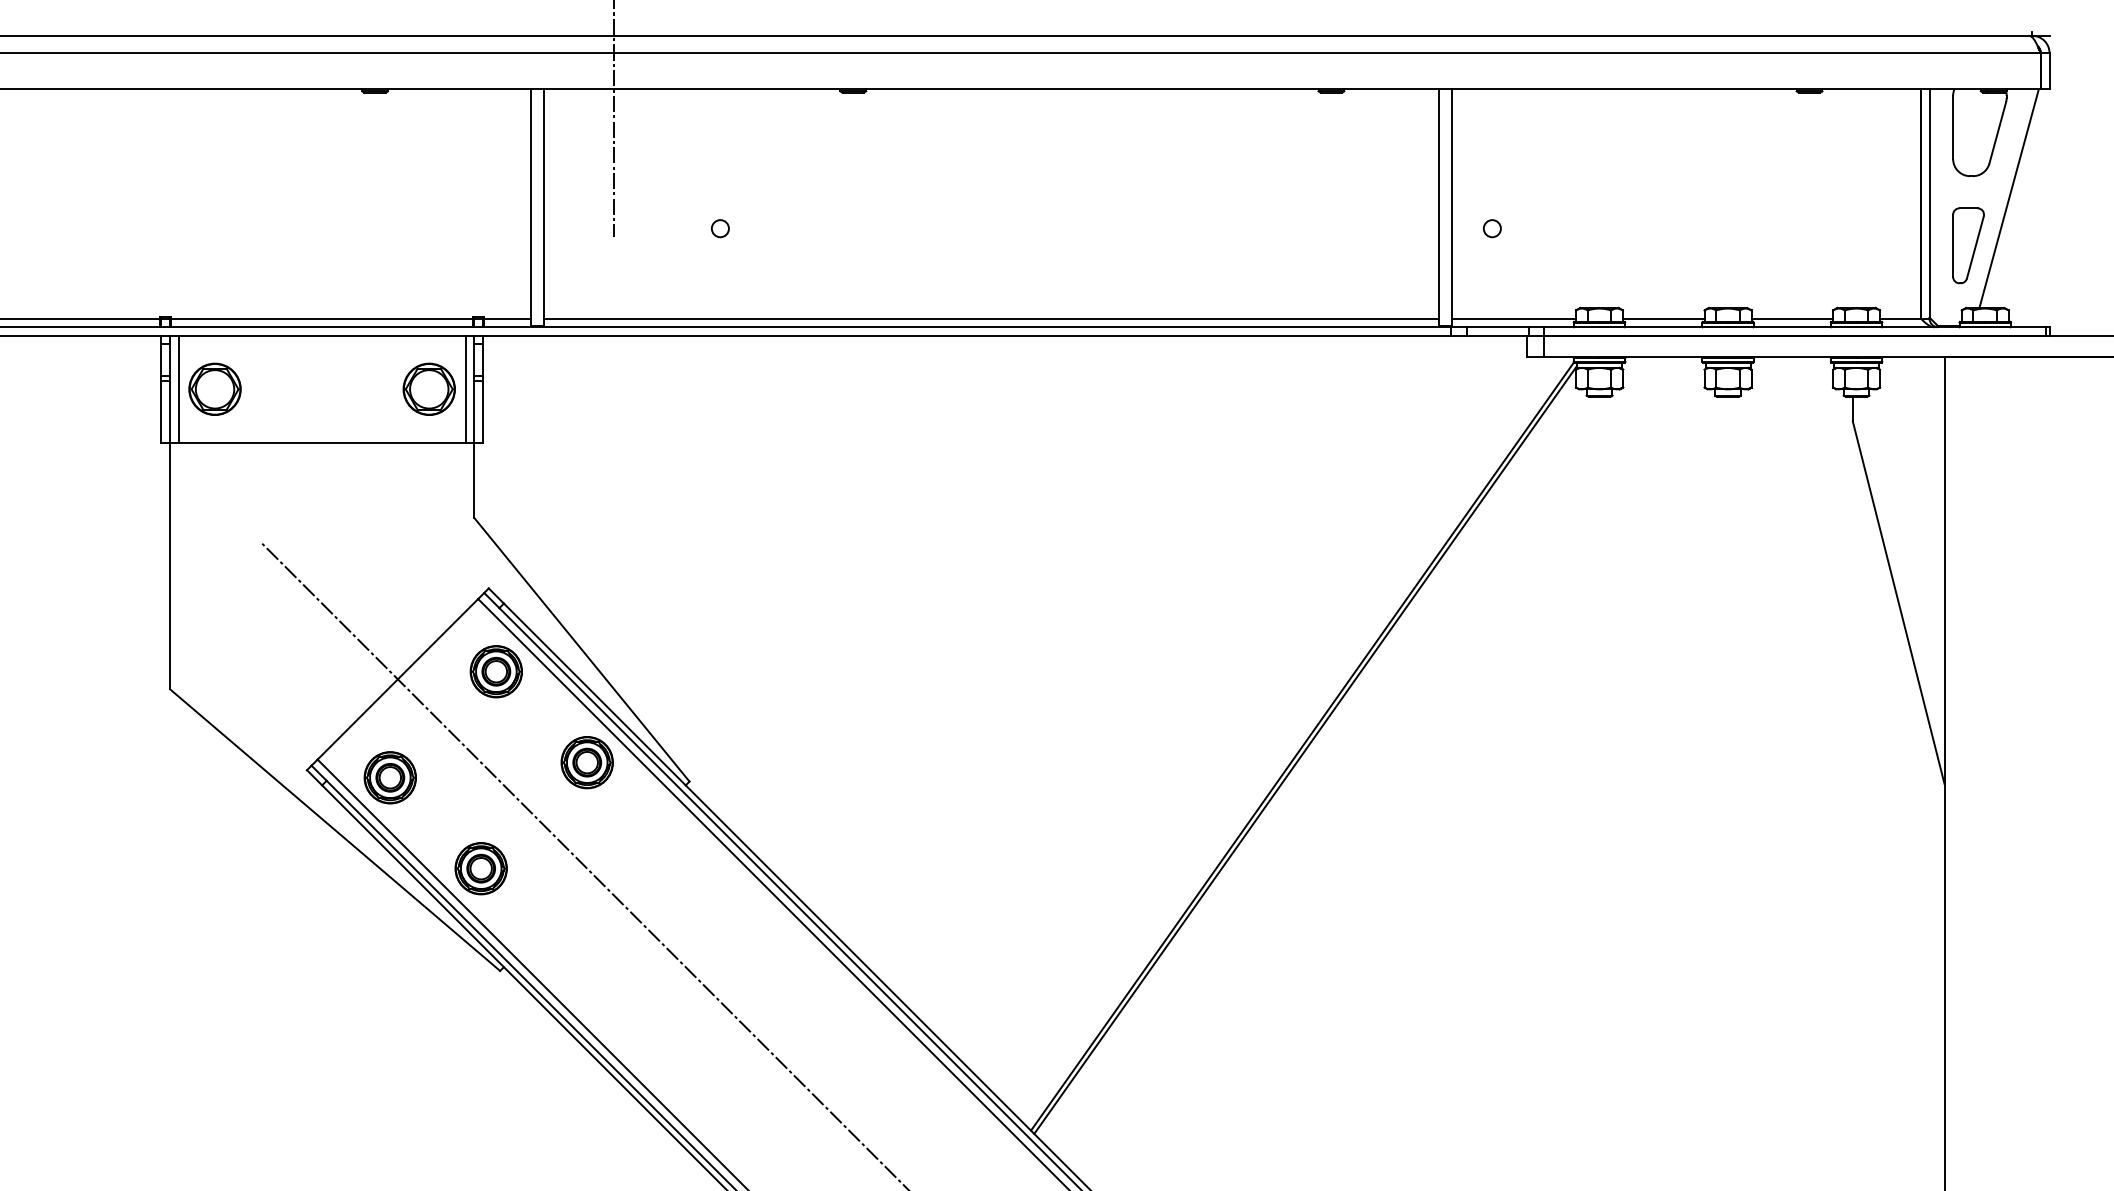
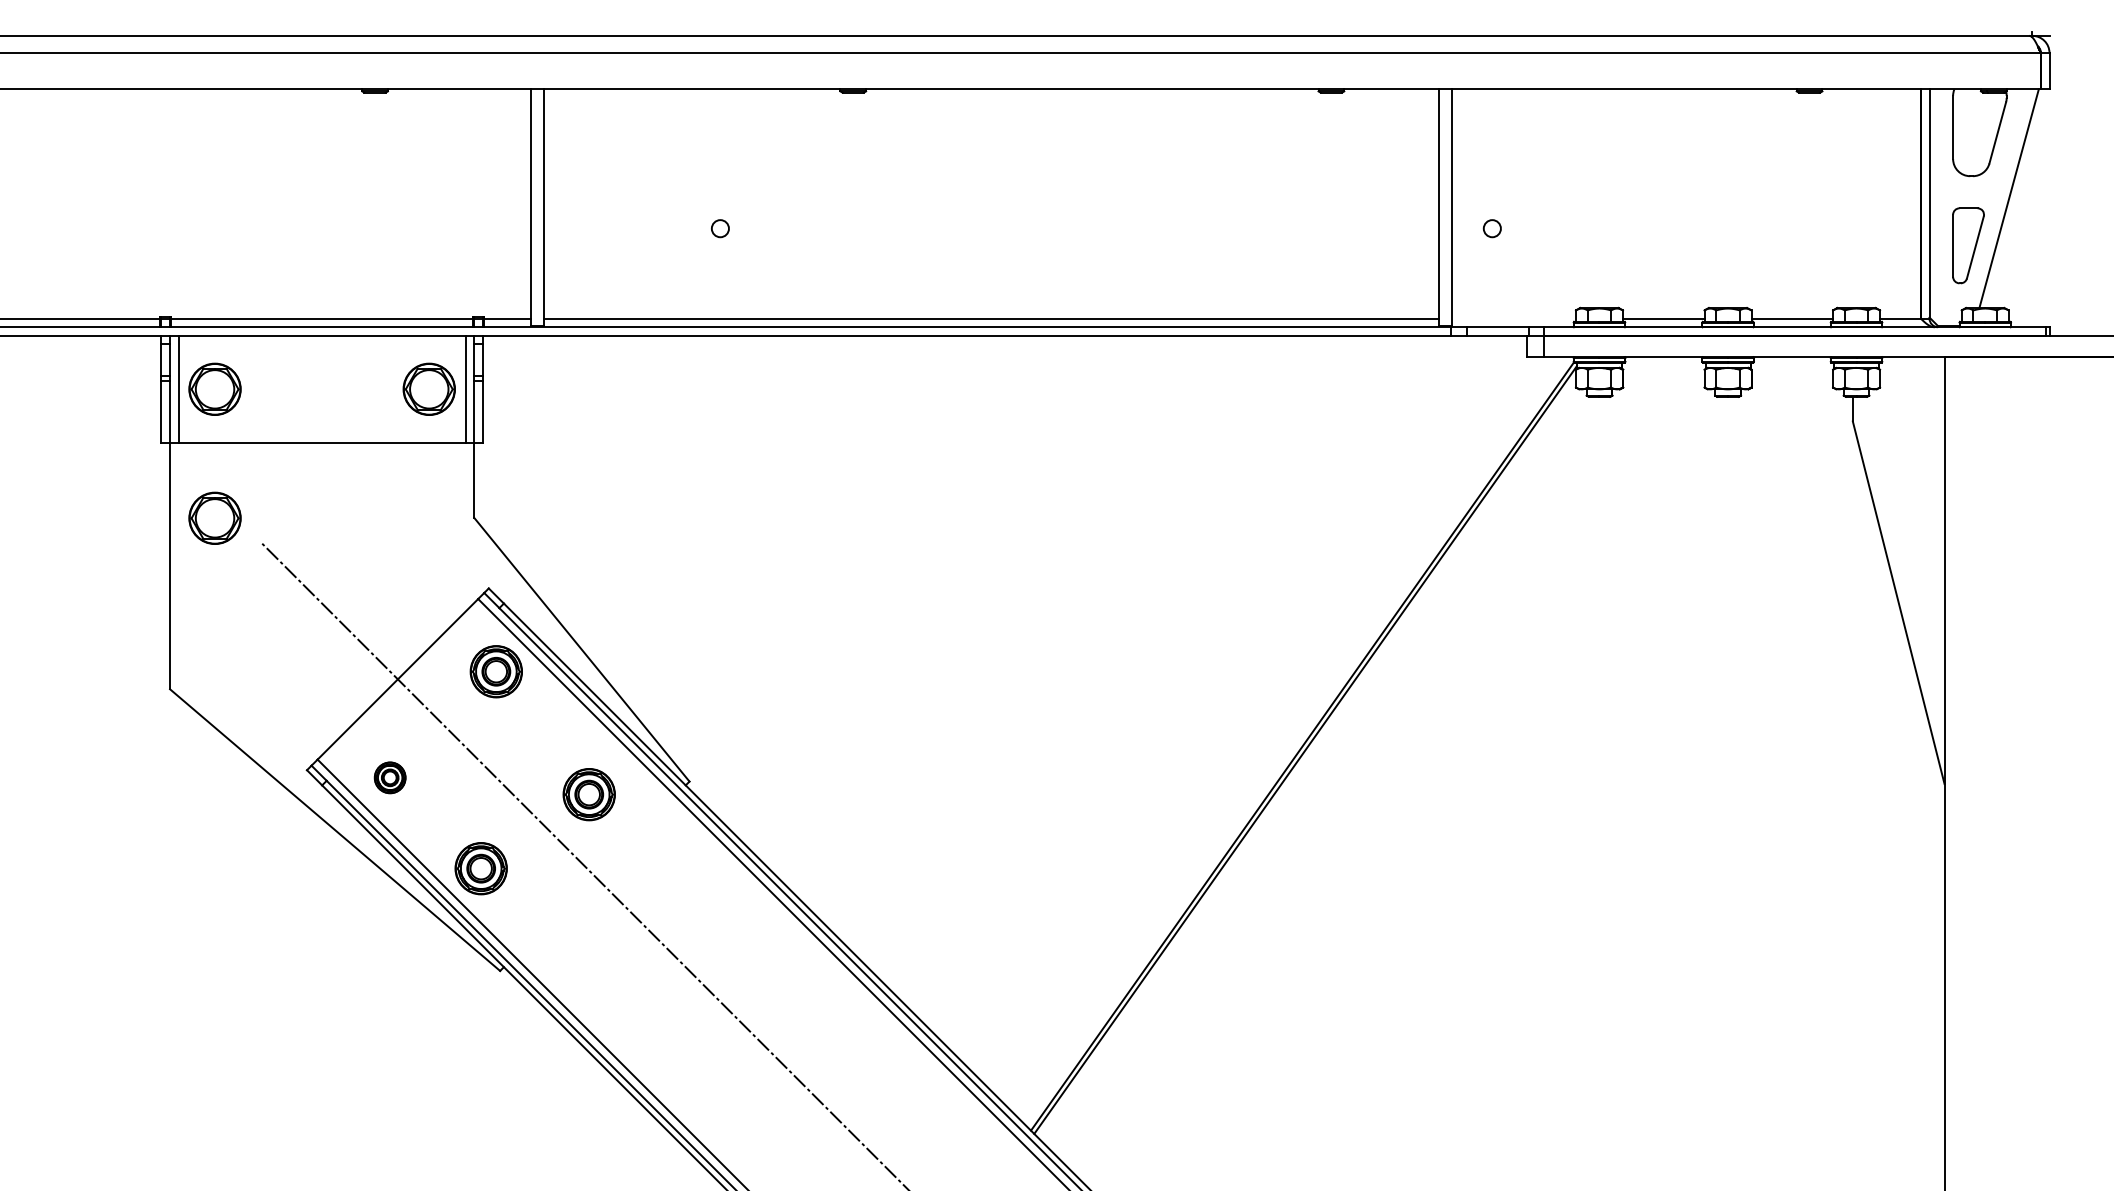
line: present -> none (614, 119)
line: present -> none (1513, 318)
part: none -> present (214, 517)
part position: (586, 762) -> (588, 794) (588, 794)
part size: 54x54 px -> 34x34 px (389, 777)
